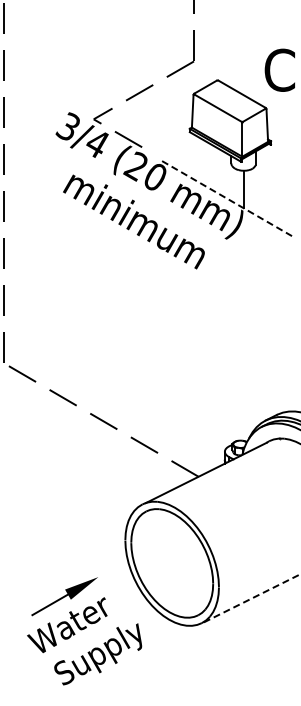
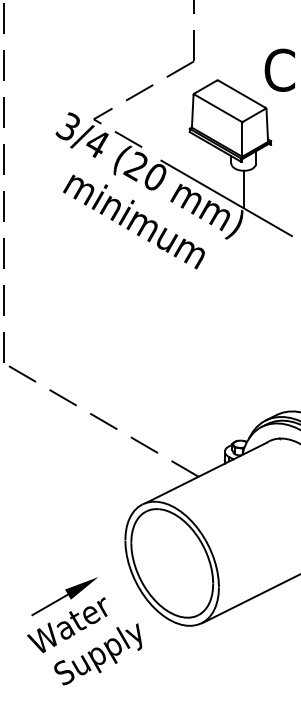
line: dashed -> solid (226, 198)
line: dashed -> solid (251, 598)
